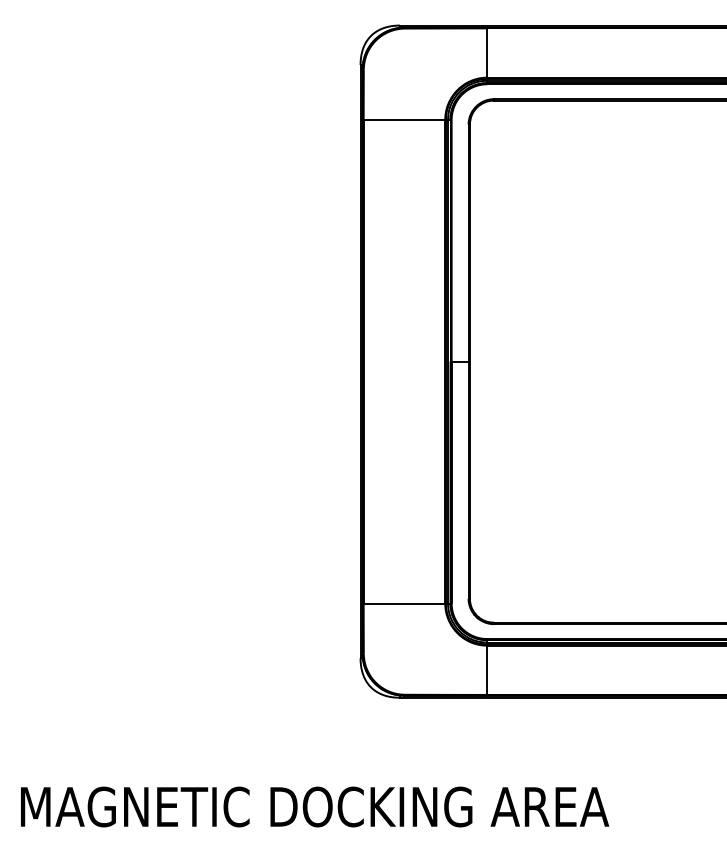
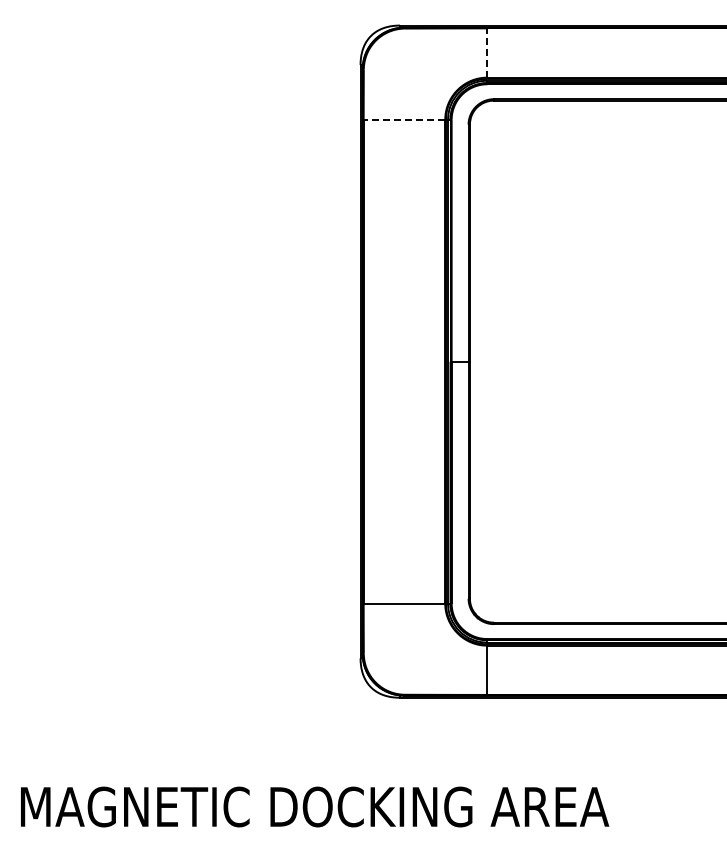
line: solid -> dashed (486, 53)
line: solid -> dashed (404, 119)
